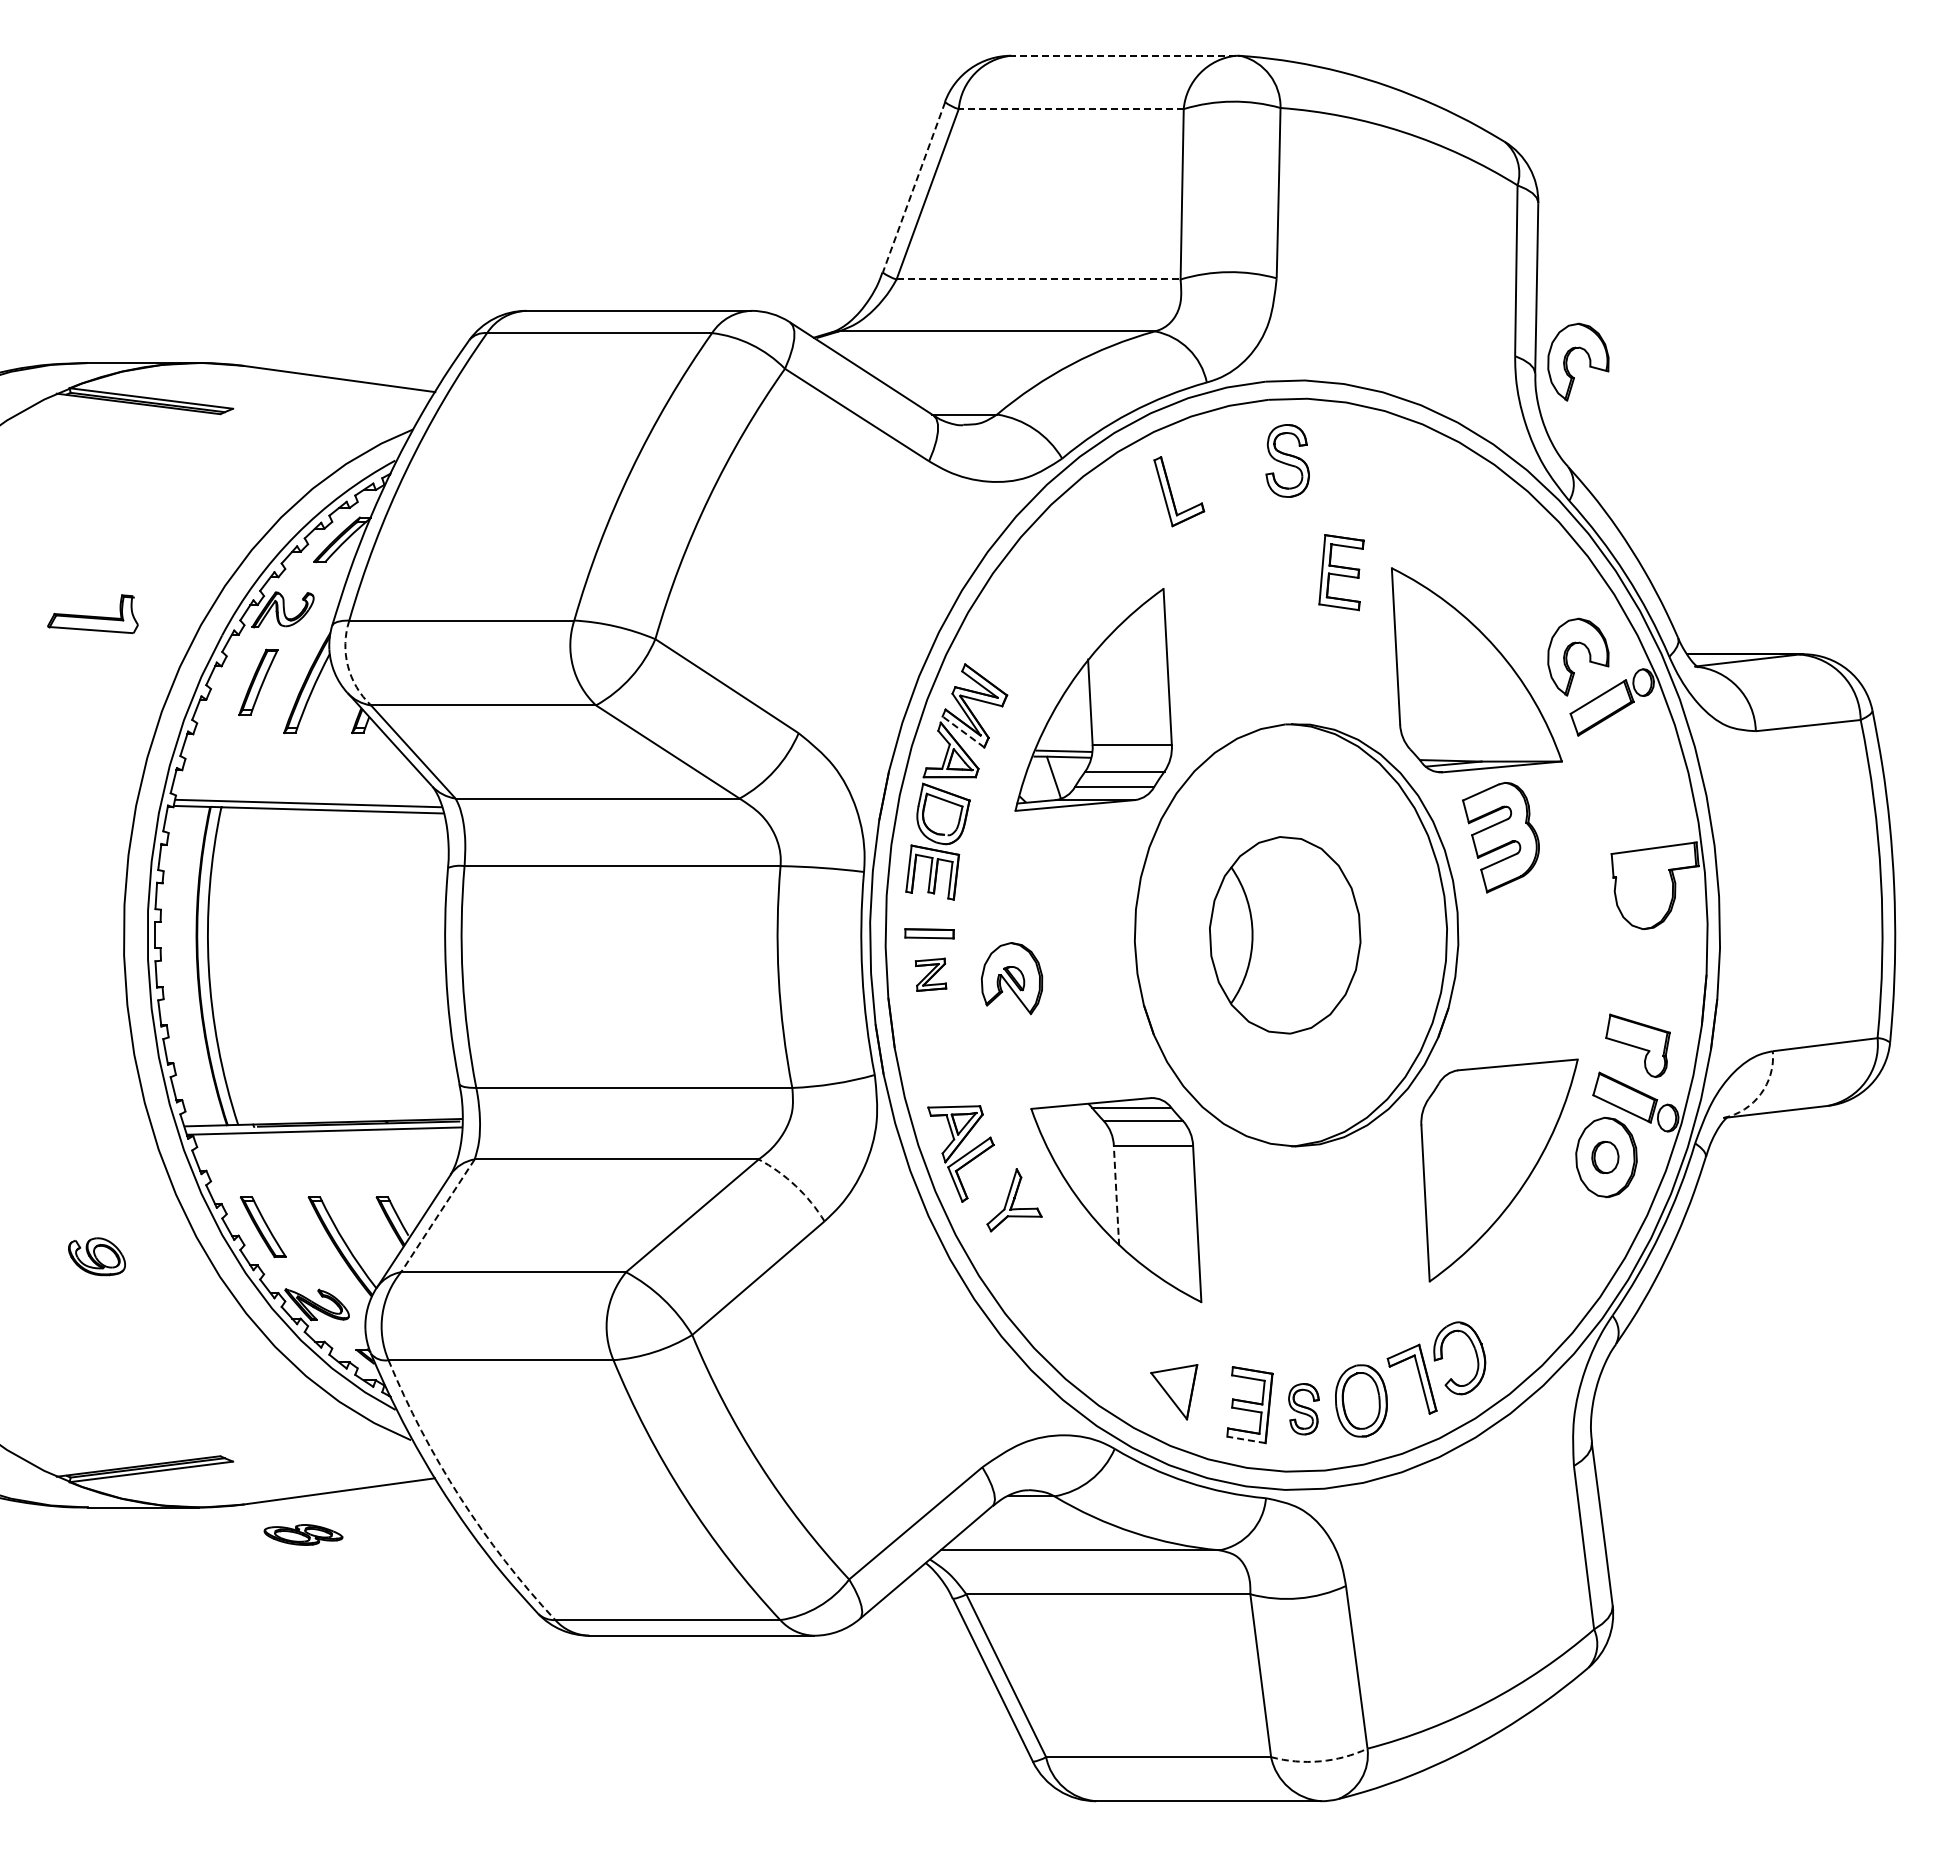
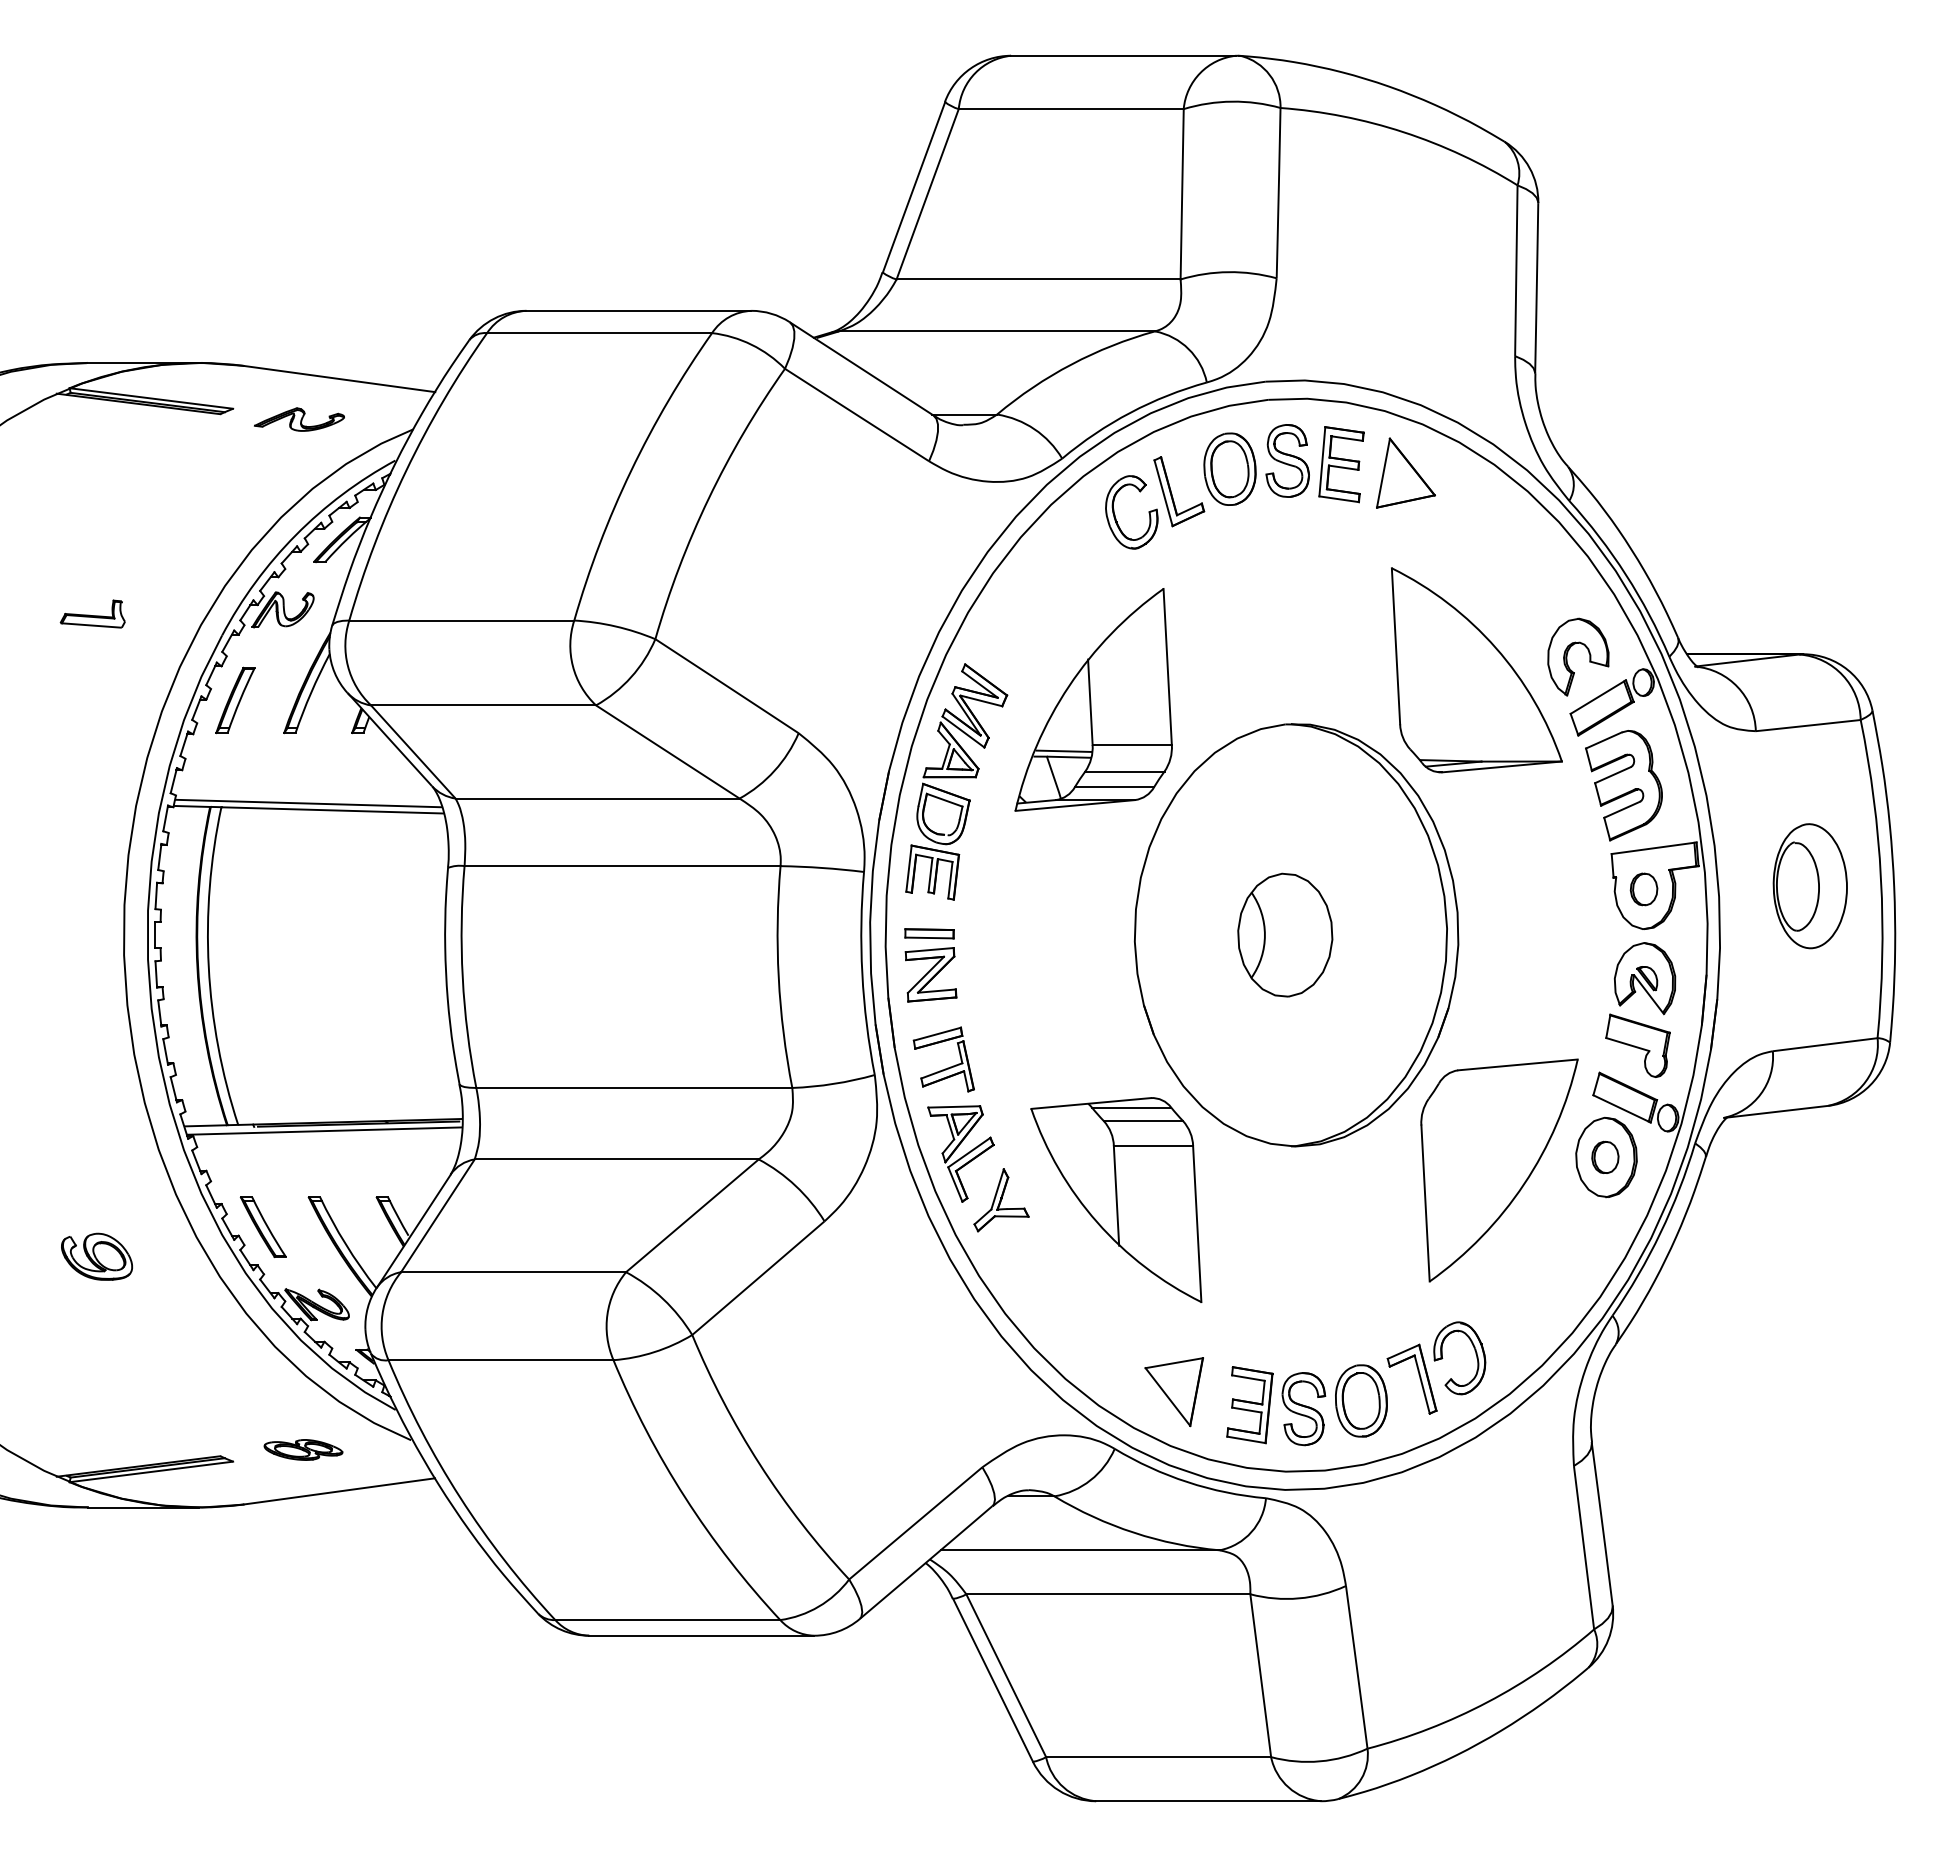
line: dashed -> solid (1123, 55)
line: dashed -> solid (1070, 109)
line: dashed -> solid (914, 187)
line: dashed -> solid (1039, 279)
part: present -> none (1588, 358)
part: none -> present (299, 419)
part: none -> present (1229, 468)
part: none -> present (1405, 472)
part: none -> present (1115, 514)
part position: (1341, 572) -> (1341, 464) (1341, 464)
part size: 92x40 px -> 67x30 px (92, 613)
arc: dashed -> solid (347, 666)
part position: (258, 682) -> (235, 700) (235, 700)
line: dashed -> solid (963, 731)
part position: (1500, 837) -> (1623, 785) (1623, 785)
part: none -> present (1809, 886)
part: none -> present (1643, 889)
part size: 153x199 px -> 97x126 px (1285, 934)
part size: 34x35 px -> 54x56 px (930, 974)
part position: (1012, 978) -> (1645, 978) (1645, 978)
part: none -> present (947, 1067)
arc: dashed -> solid (1760, 1094)
arc: dashed -> solid (795, 1186)
line: dashed -> solid (1116, 1195)
part position: (1014, 1200) -> (1001, 1200) (1001, 1200)
line: dashed -> solid (437, 1216)
part size: 58x40 px -> 72x49 px (96, 1256)
part size: 49x57 px -> 60x71 px (1173, 1392)
part size: 32x53 px -> 46x75 px (1303, 1409)
line: dashed -> solid (1246, 1439)
arc: dashed -> solid (460, 1497)
part position: (303, 1534) -> (303, 1449) (303, 1449)
arc: dashed -> solid (1320, 1761)
